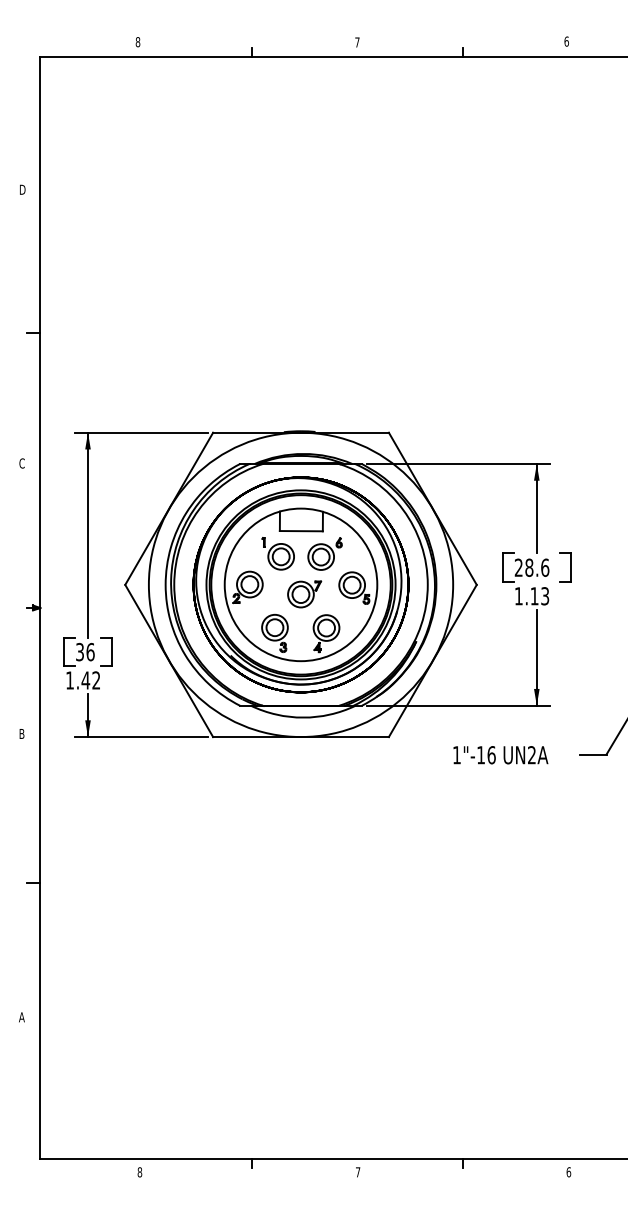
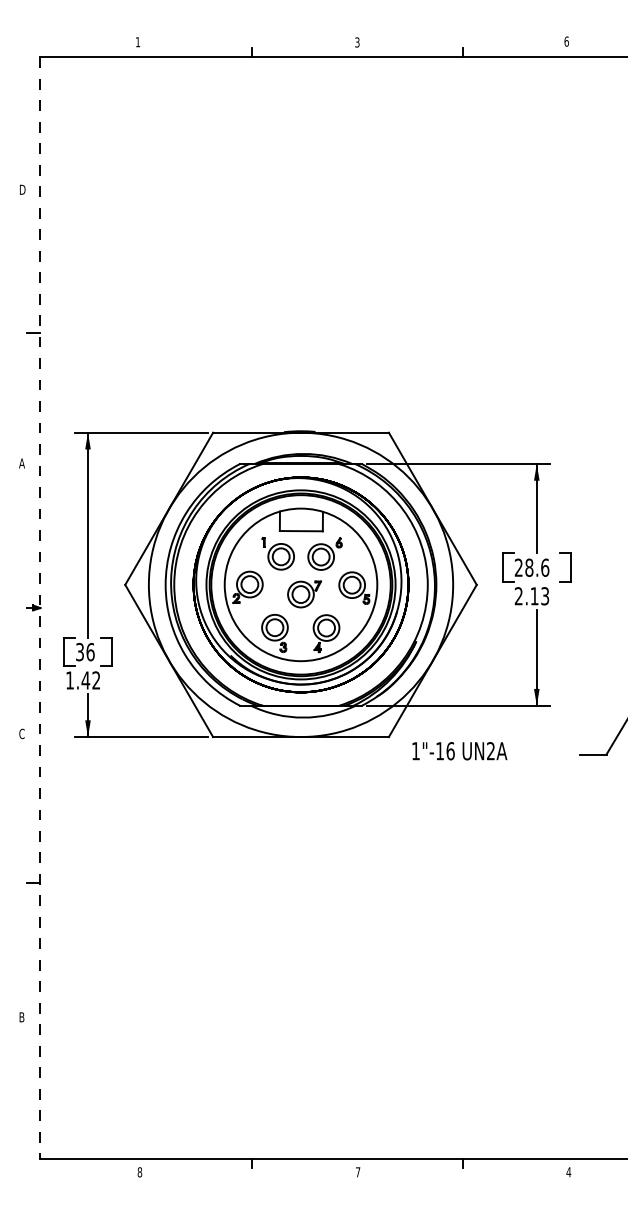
text: 8 -> 1 (137, 42)
text: 7 -> 3 (357, 42)
text: C -> A (21, 463)
text: 1.13 -> 2.13 (518, 596)
line: solid -> dashed (40, 608)
text: B -> C (21, 733)
text position: (500, 755) -> (459, 751) (459, 751)
text: A -> B (21, 1017)
text: 6 -> 4 (568, 1172)
